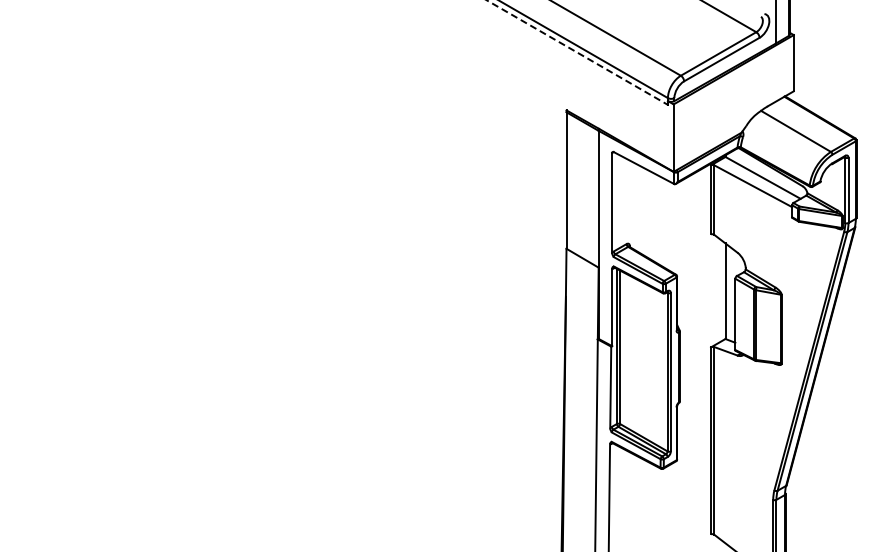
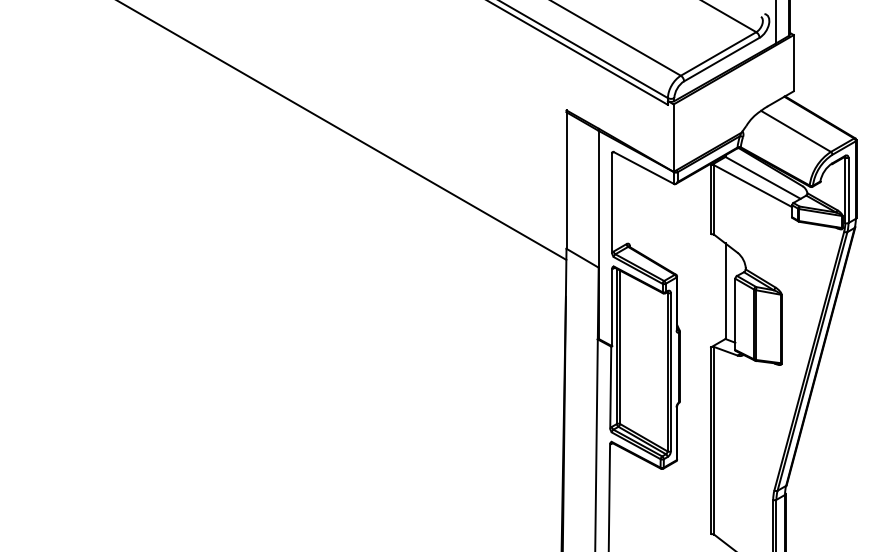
line: dashed -> solid (577, 52)
line: none -> present (343, 130)
